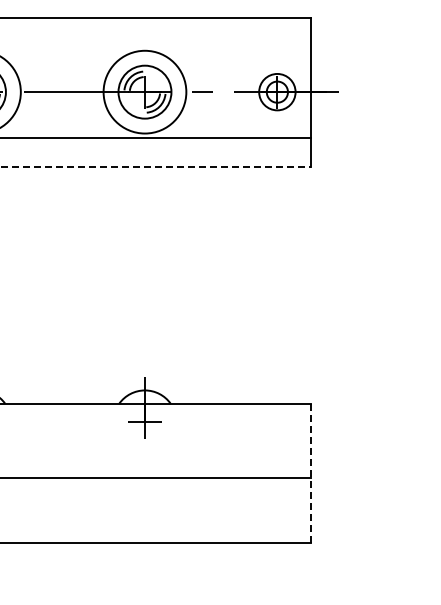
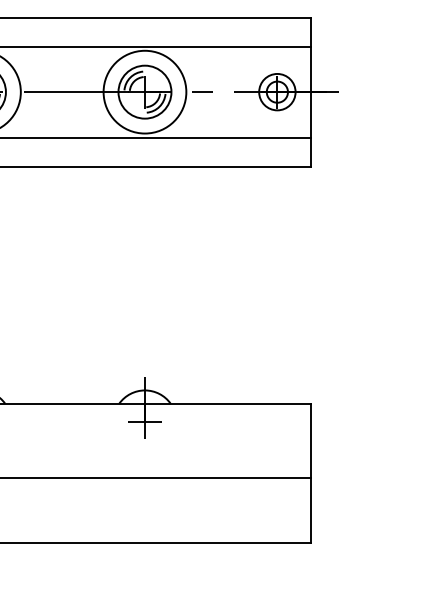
line: none -> present (156, 46)
line: dashed -> solid (155, 166)
line: dashed -> solid (310, 473)
